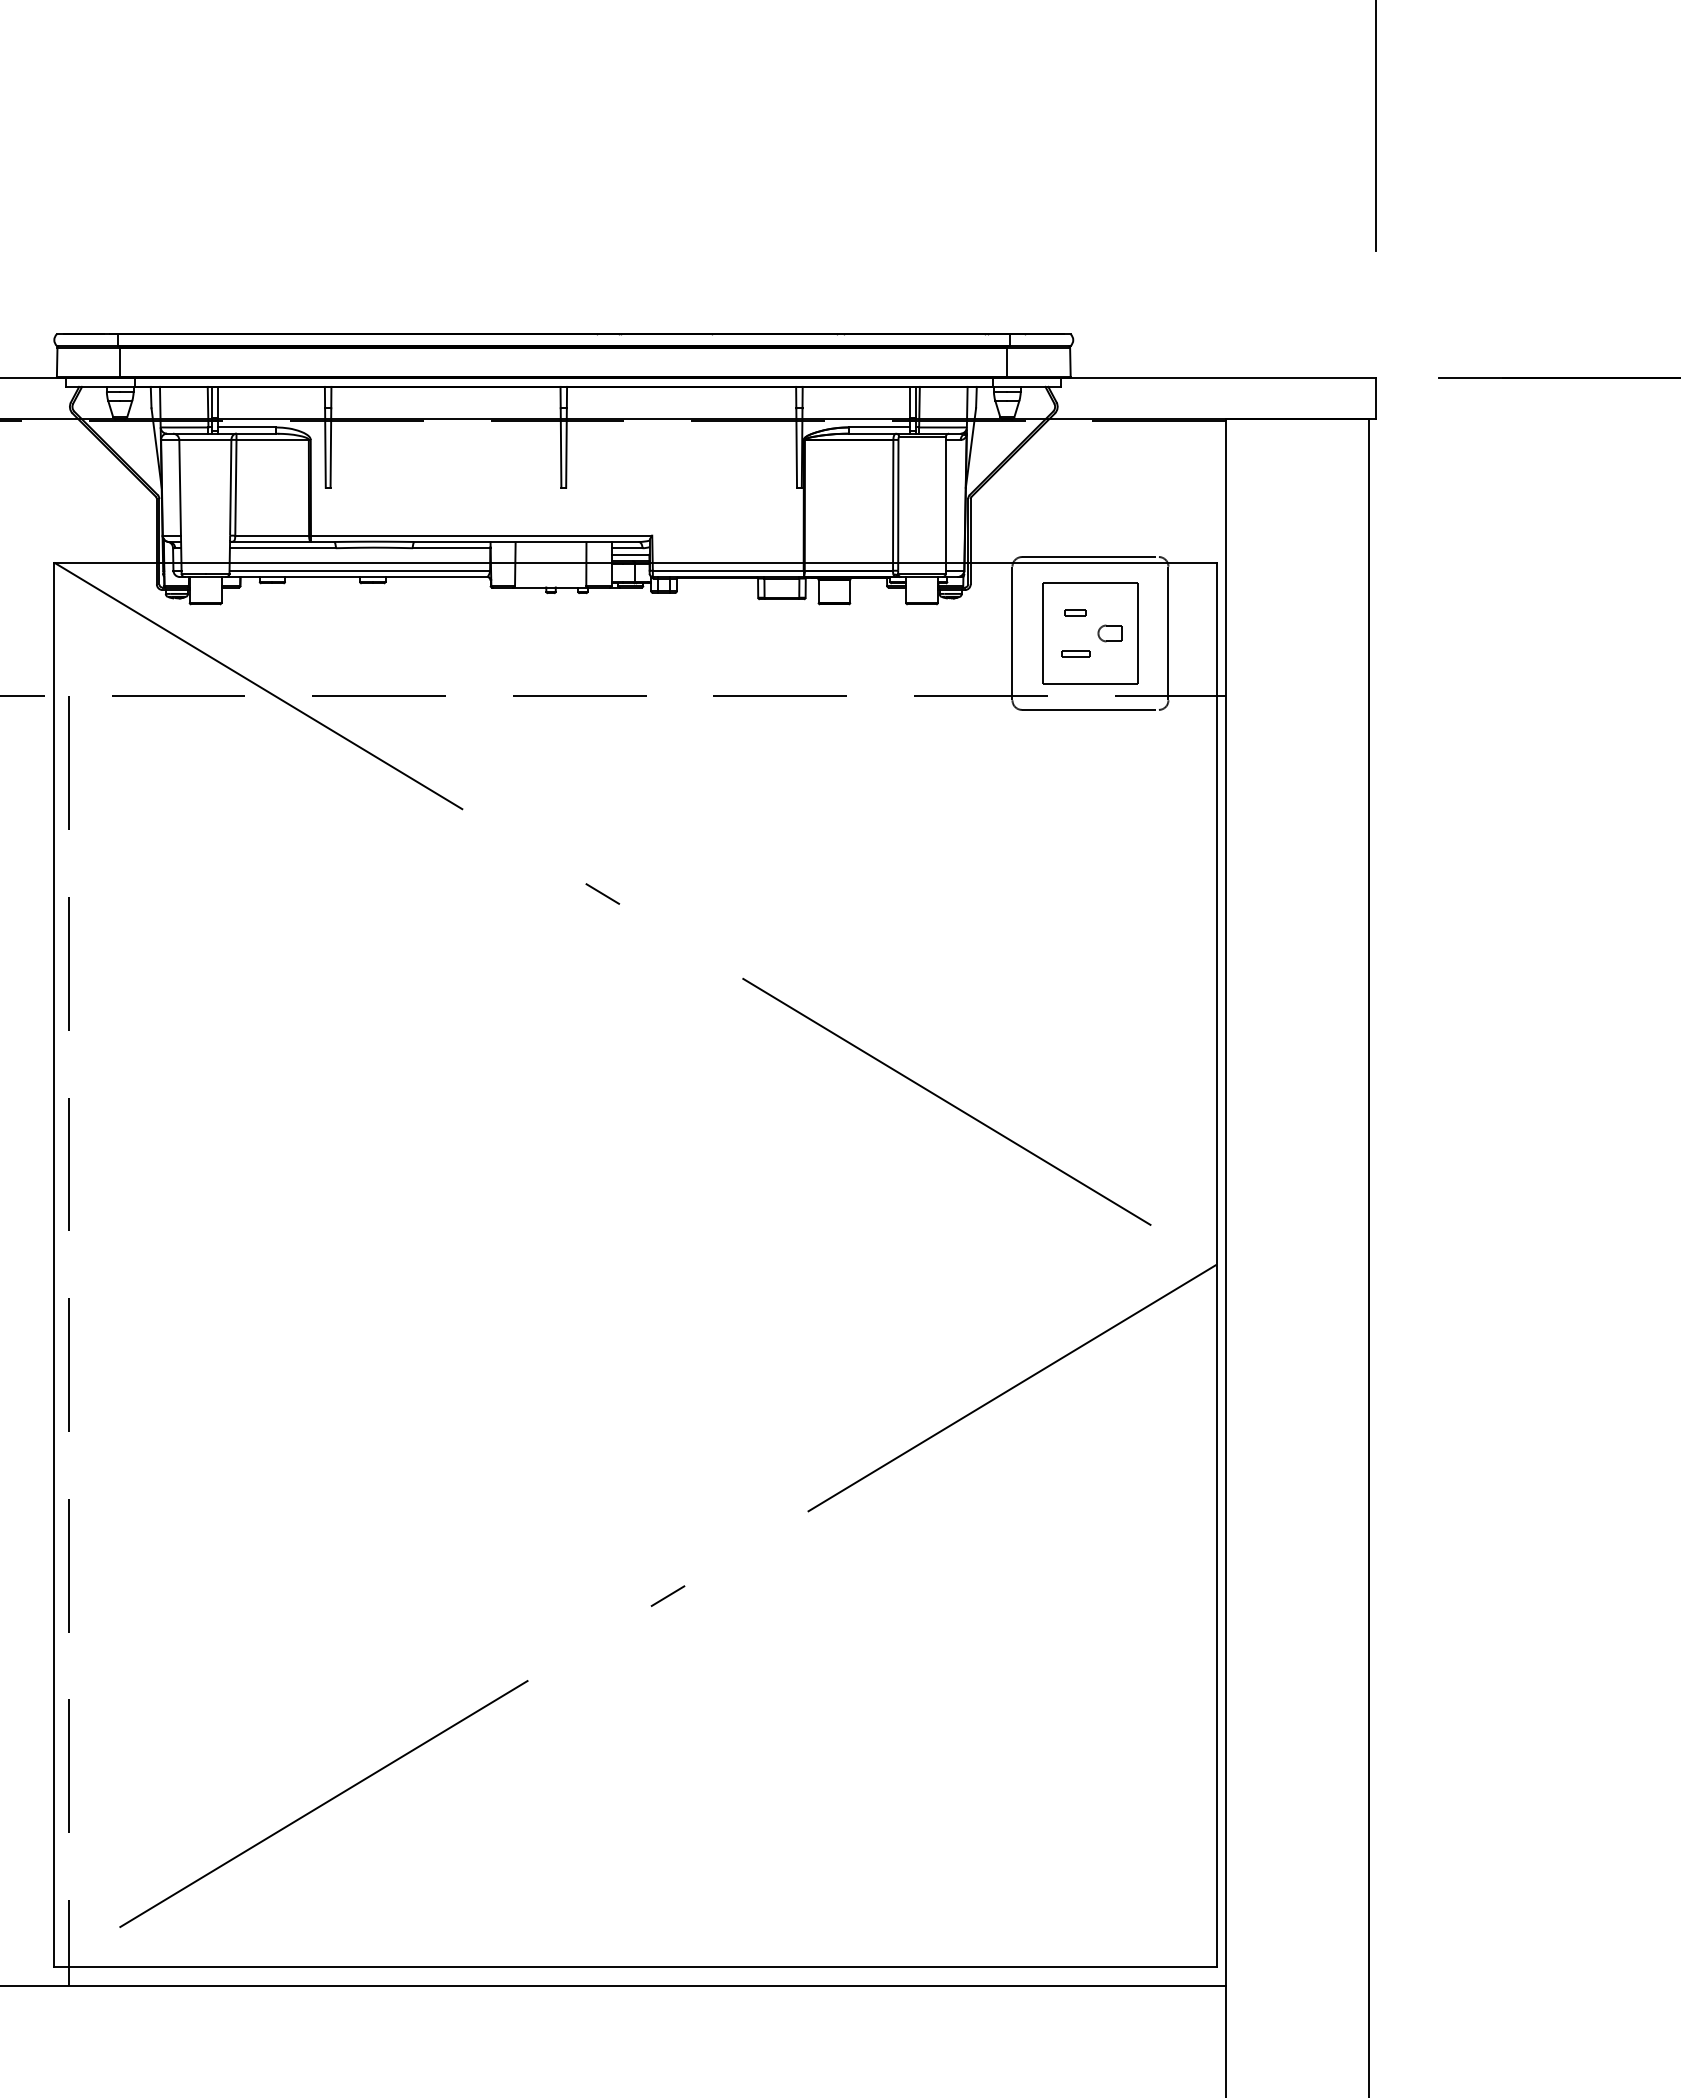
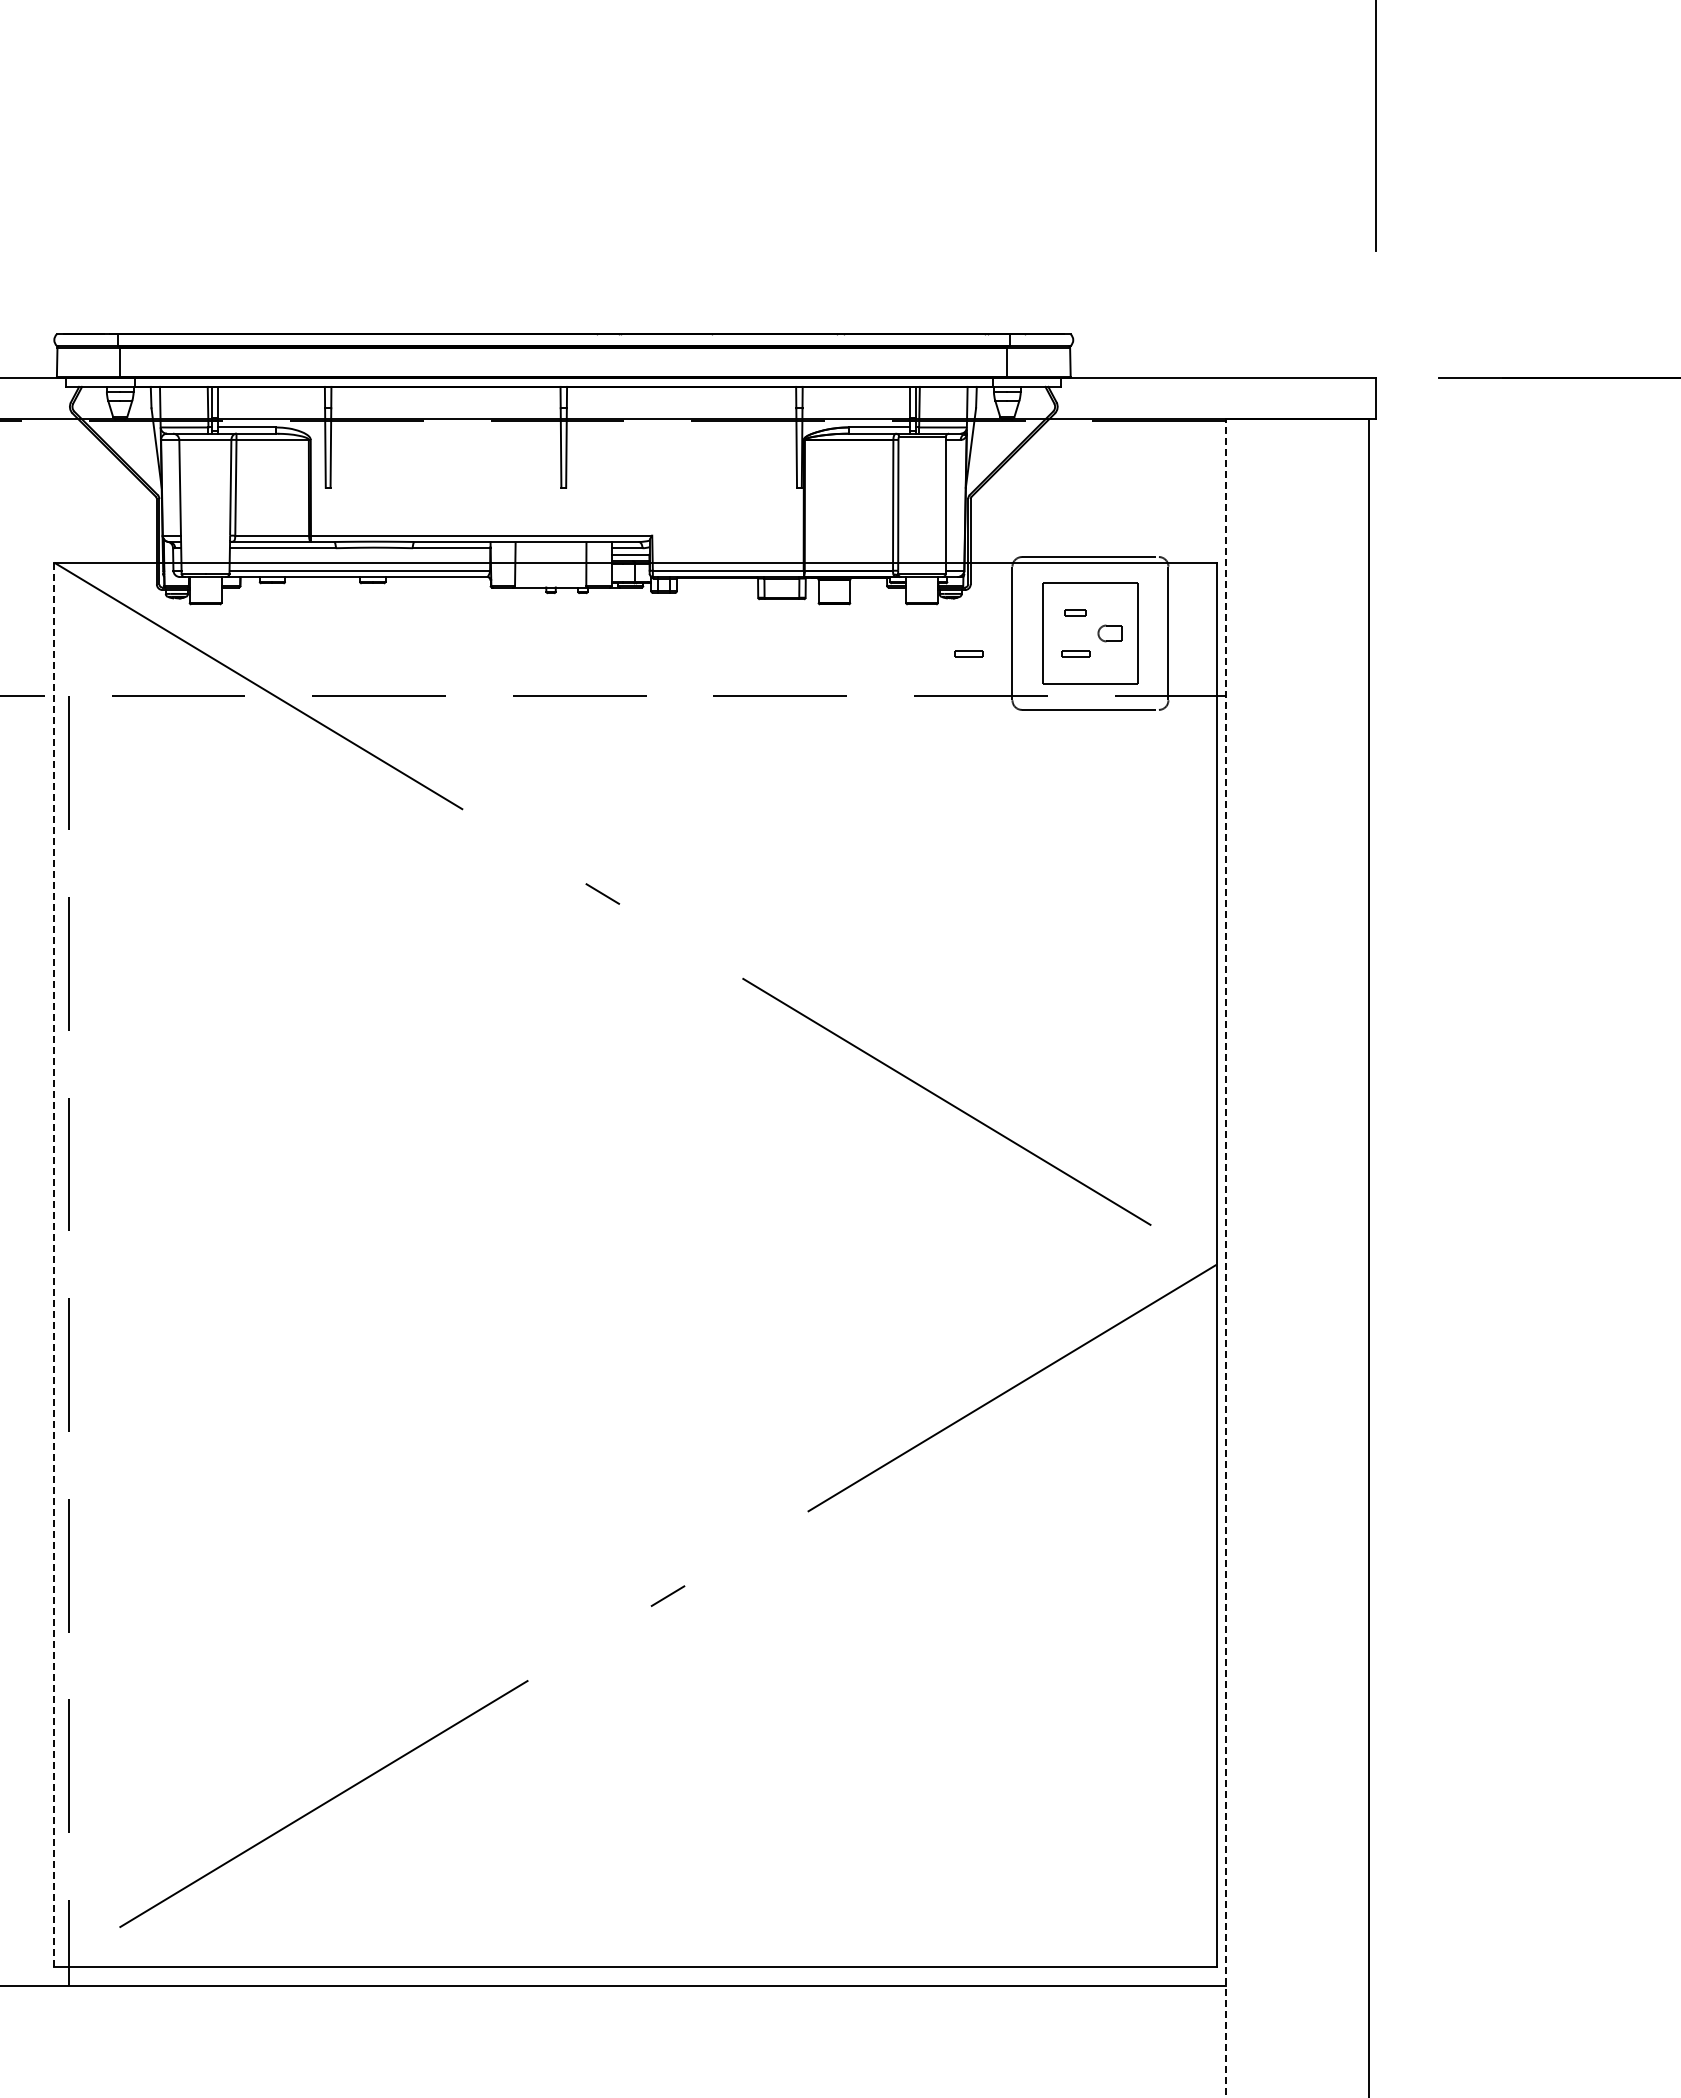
part: none -> present (968, 653)
line: solid -> dashed (1226, 1258)
line: solid -> dashed (54, 1264)
